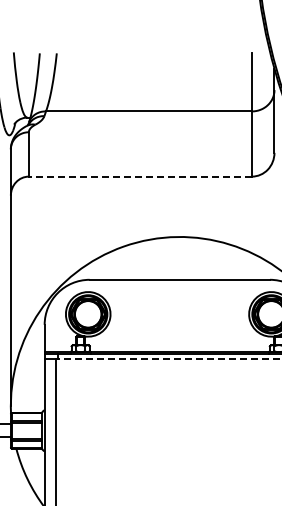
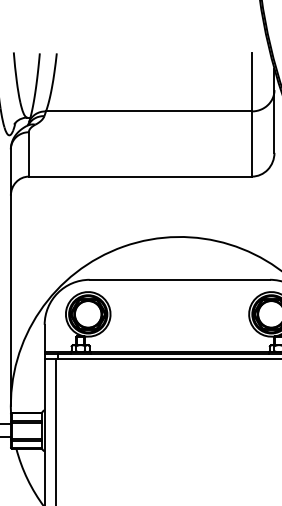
line: dashed -> solid (140, 176)
line: dashed -> solid (169, 358)
